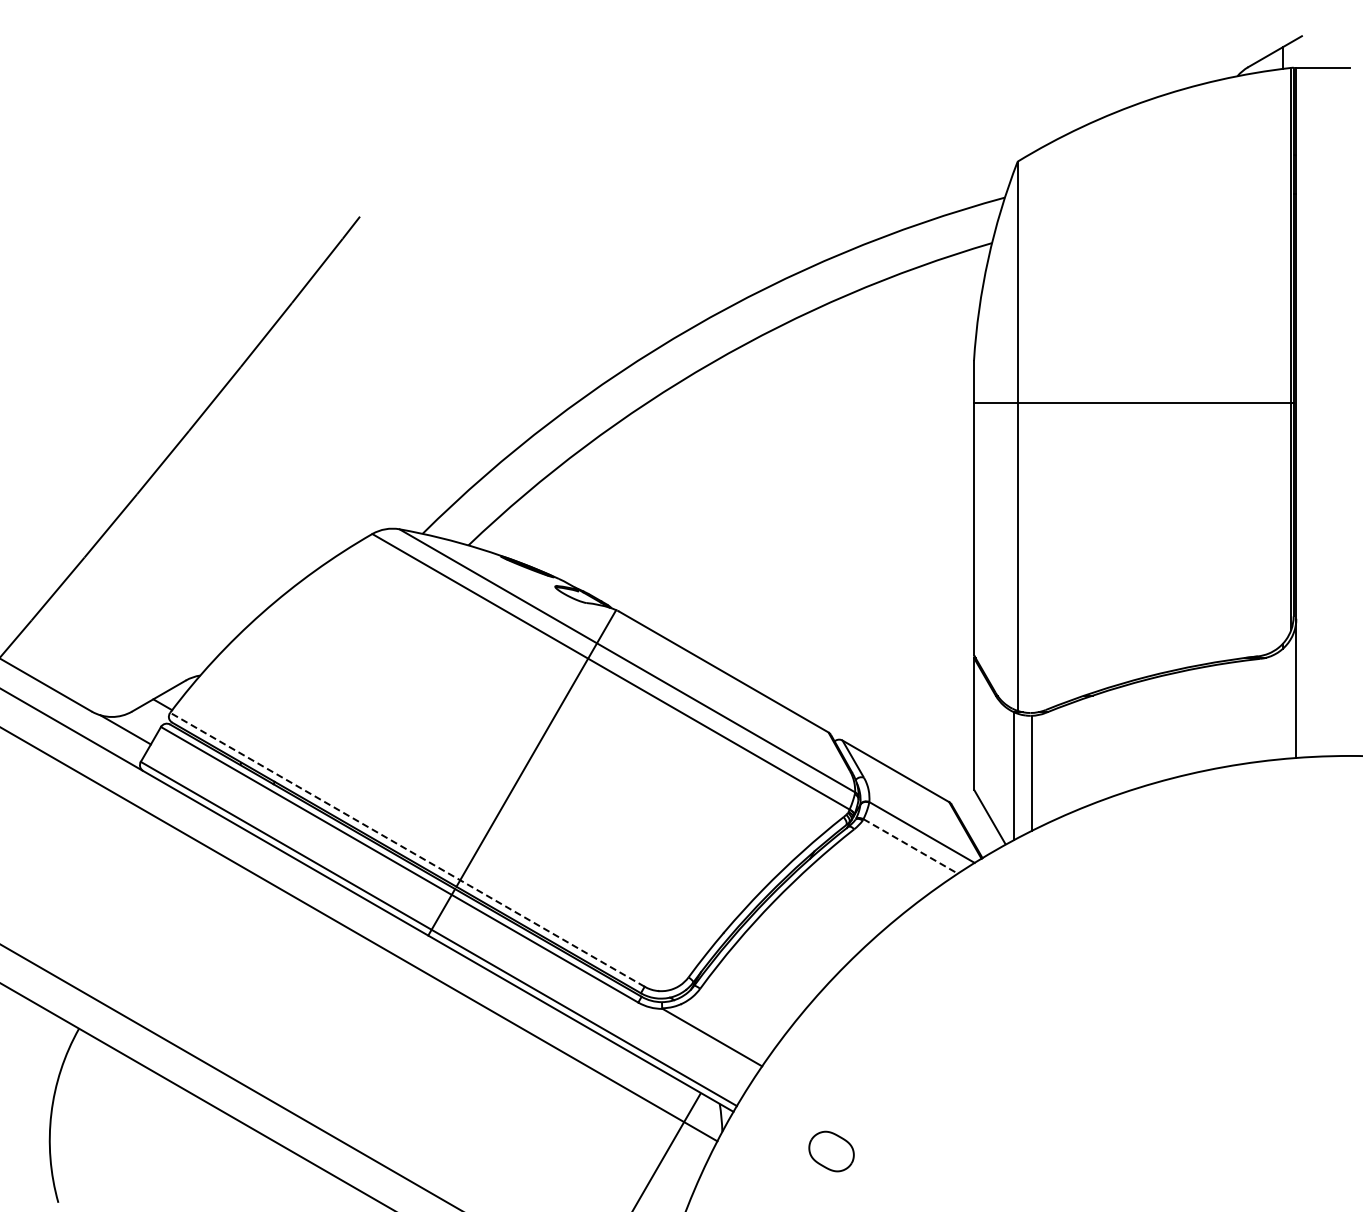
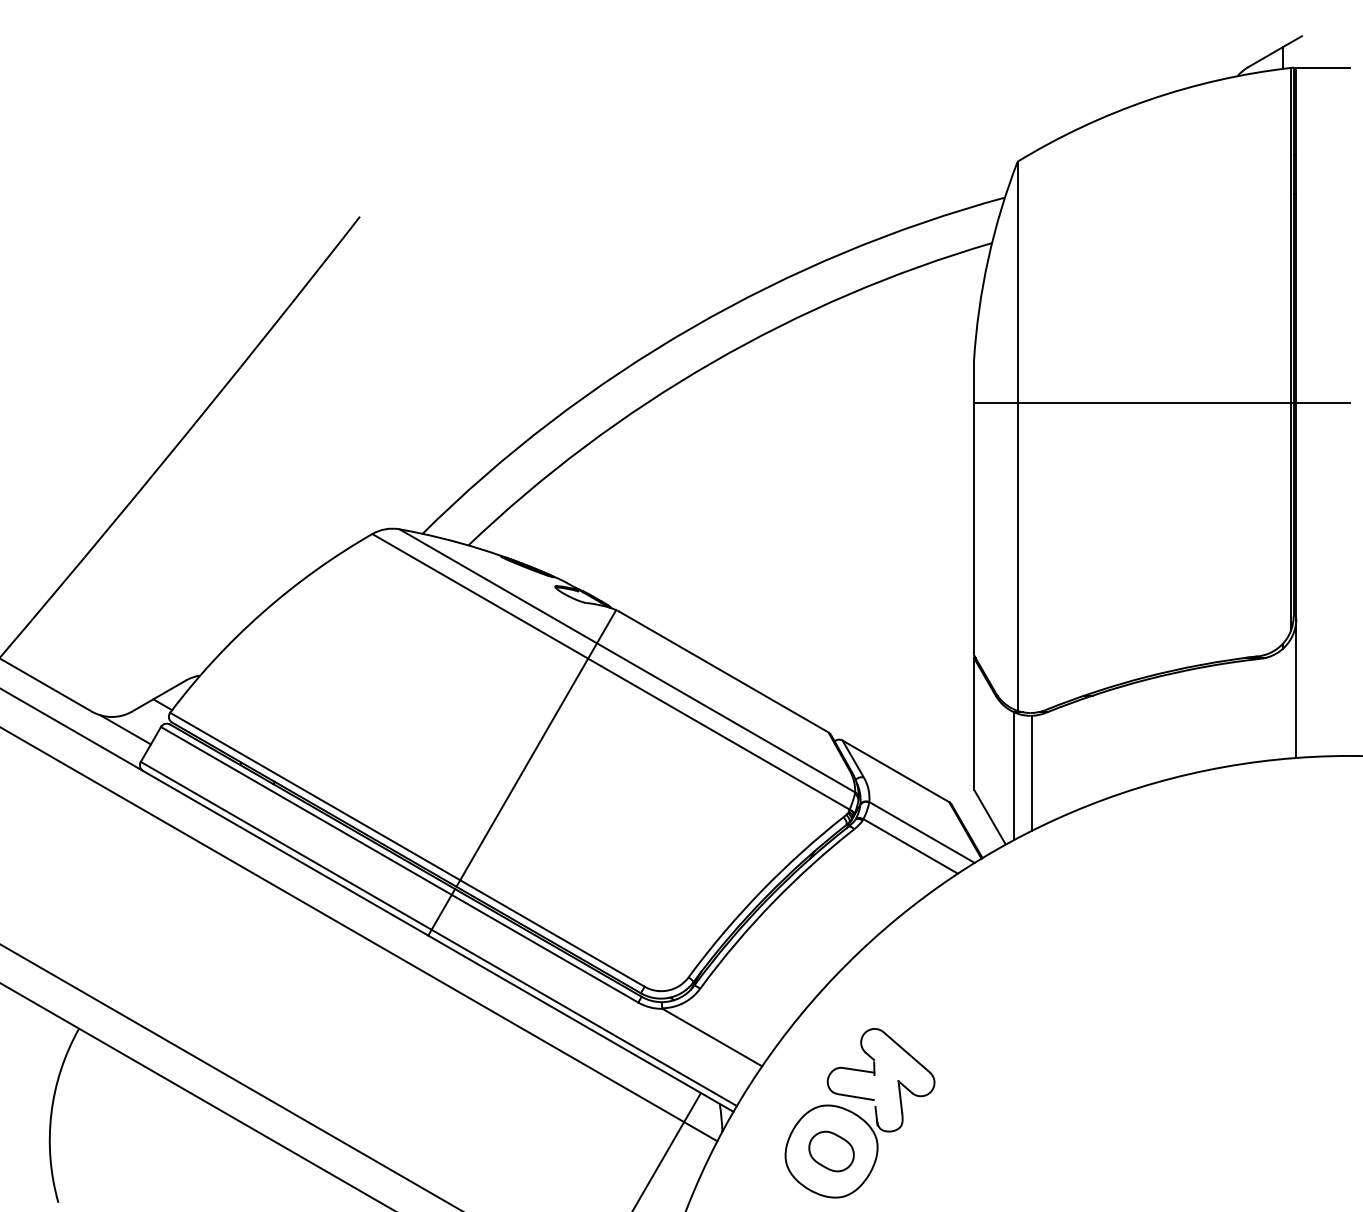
line: none -> present (1323, 403)
line: dashed -> solid (910, 846)
line: dashed -> solid (407, 849)
part: none -> present (859, 1113)
